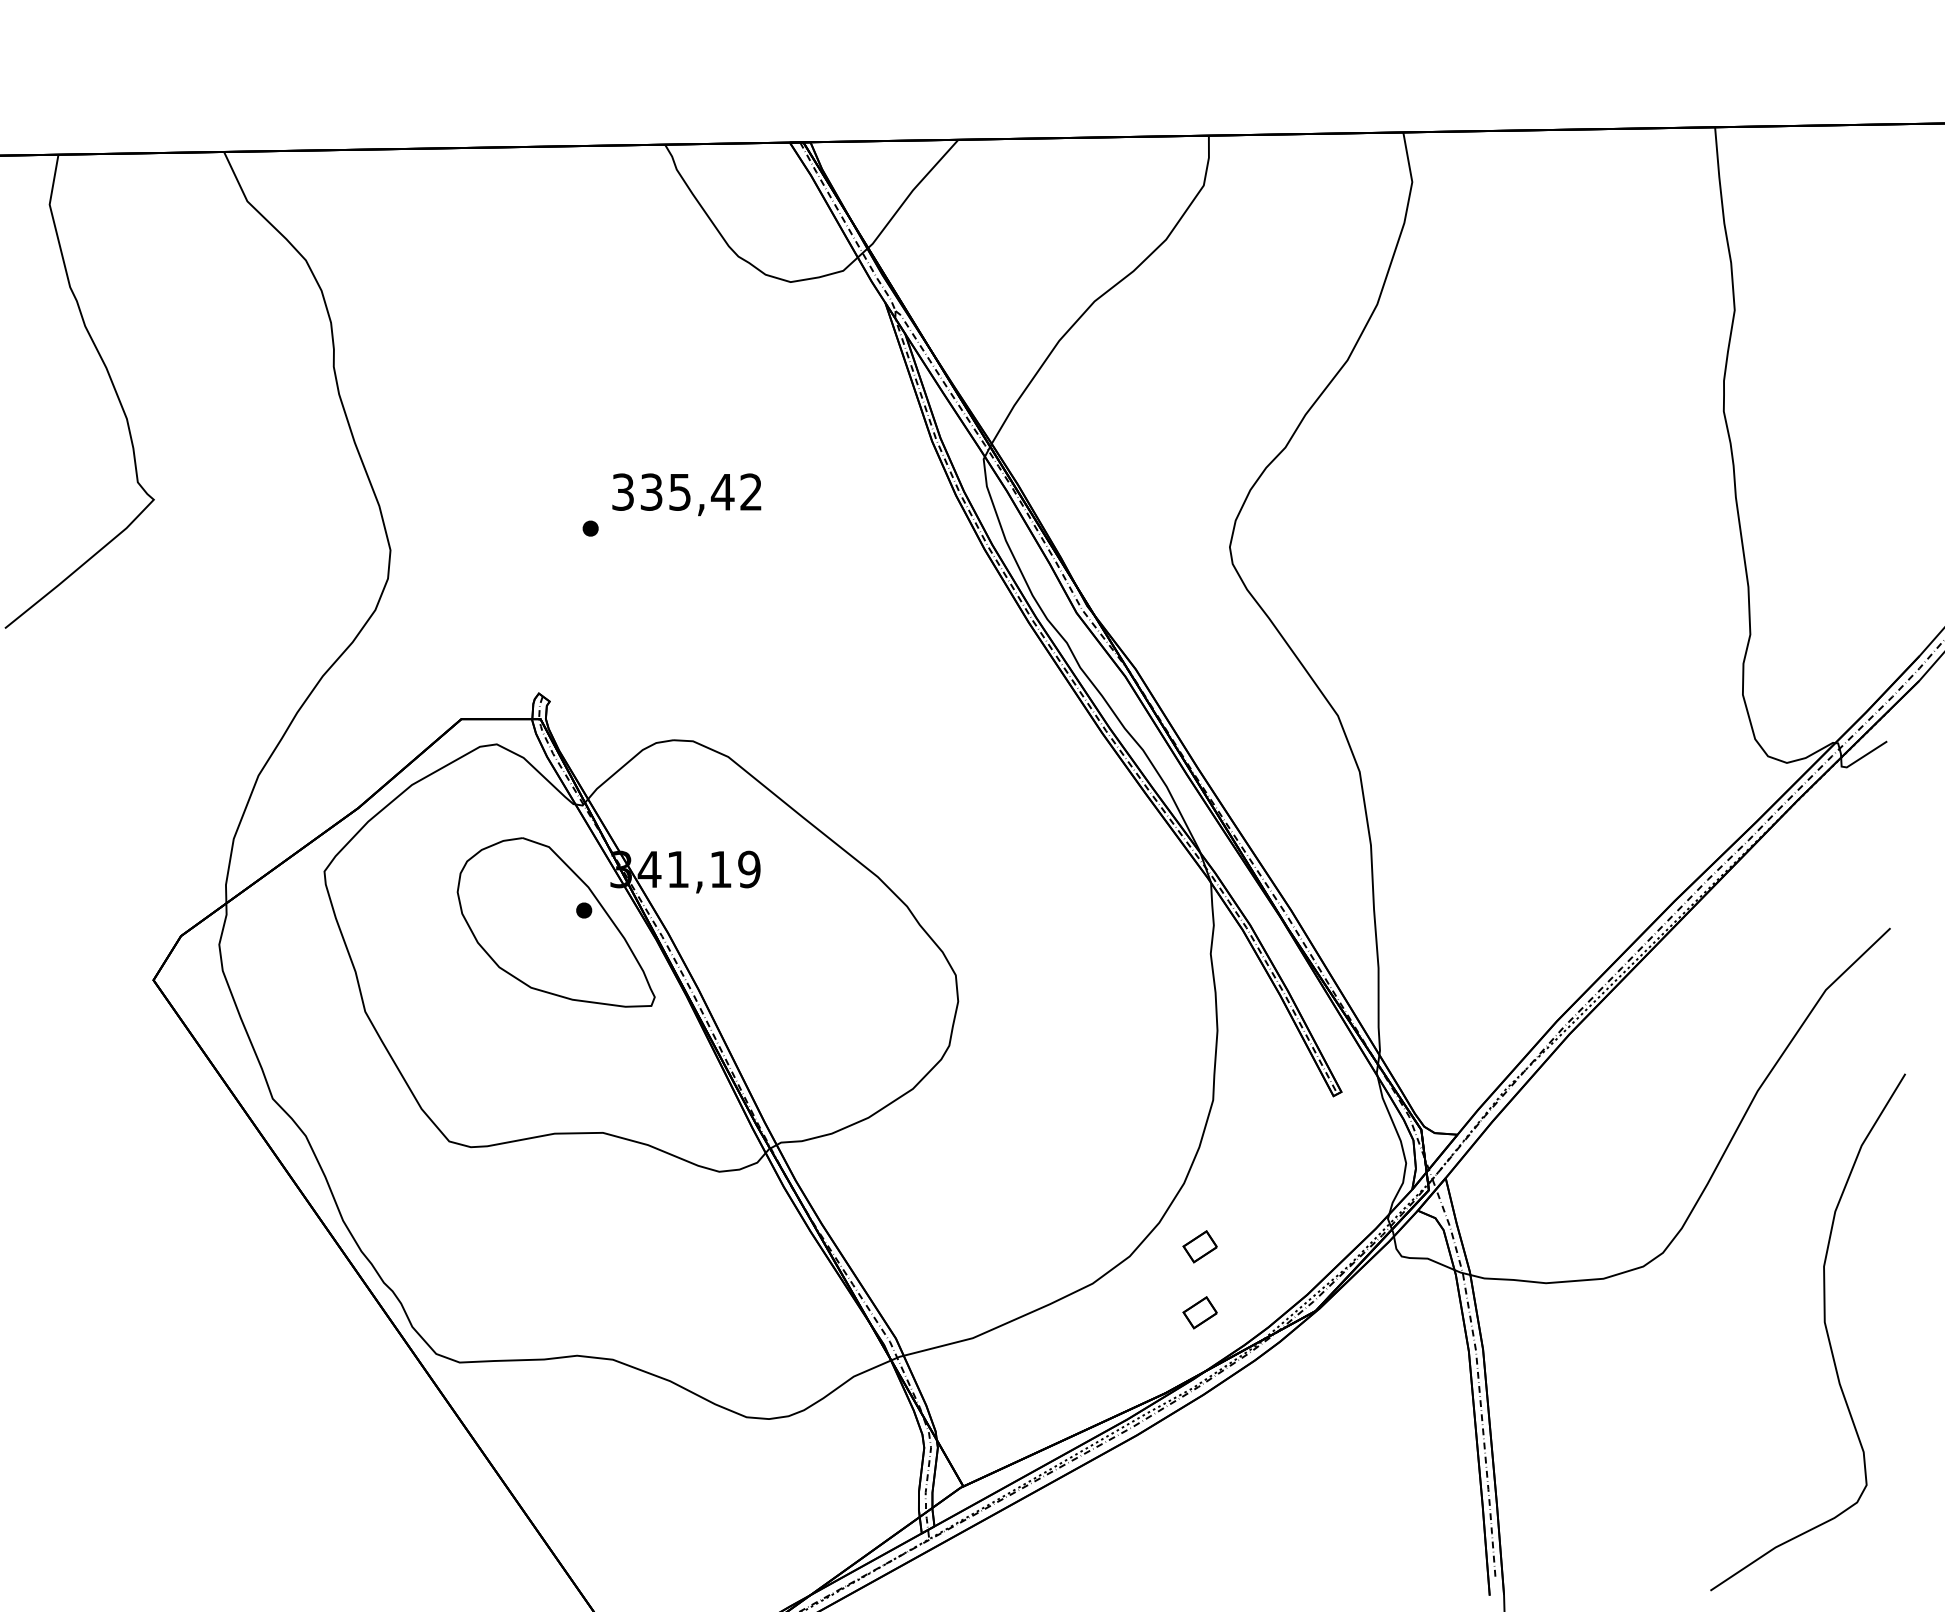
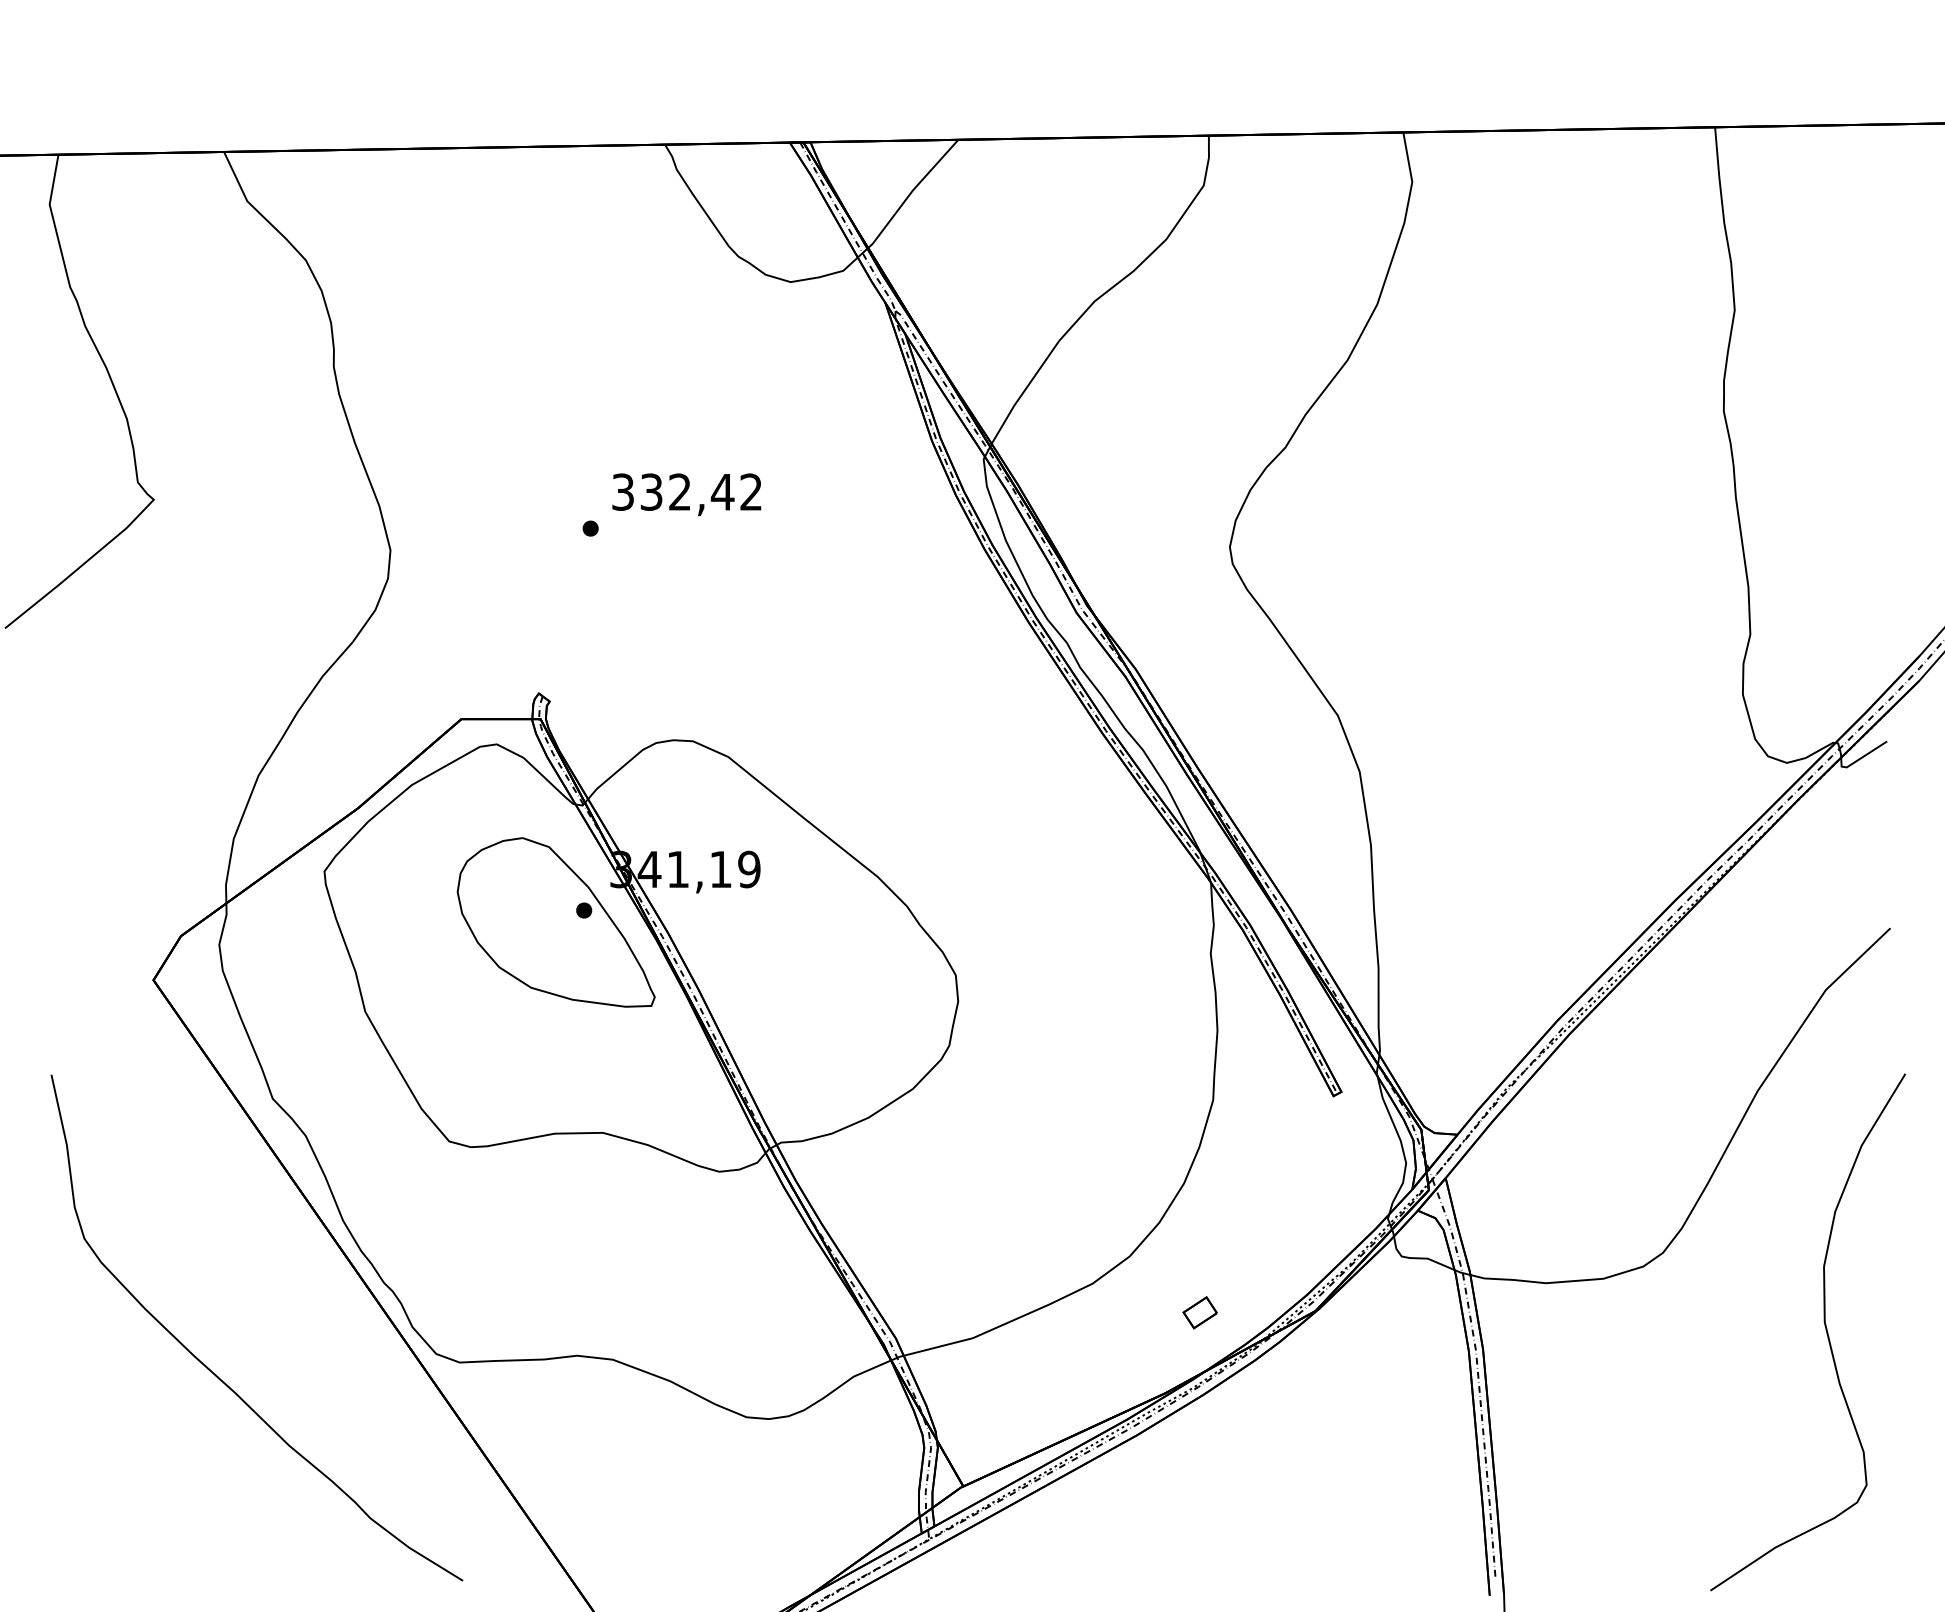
text: 335,42 -> 332,42 (679, 491)
part: present -> none (1199, 1246)
curve: none -> present (215, 1373)
